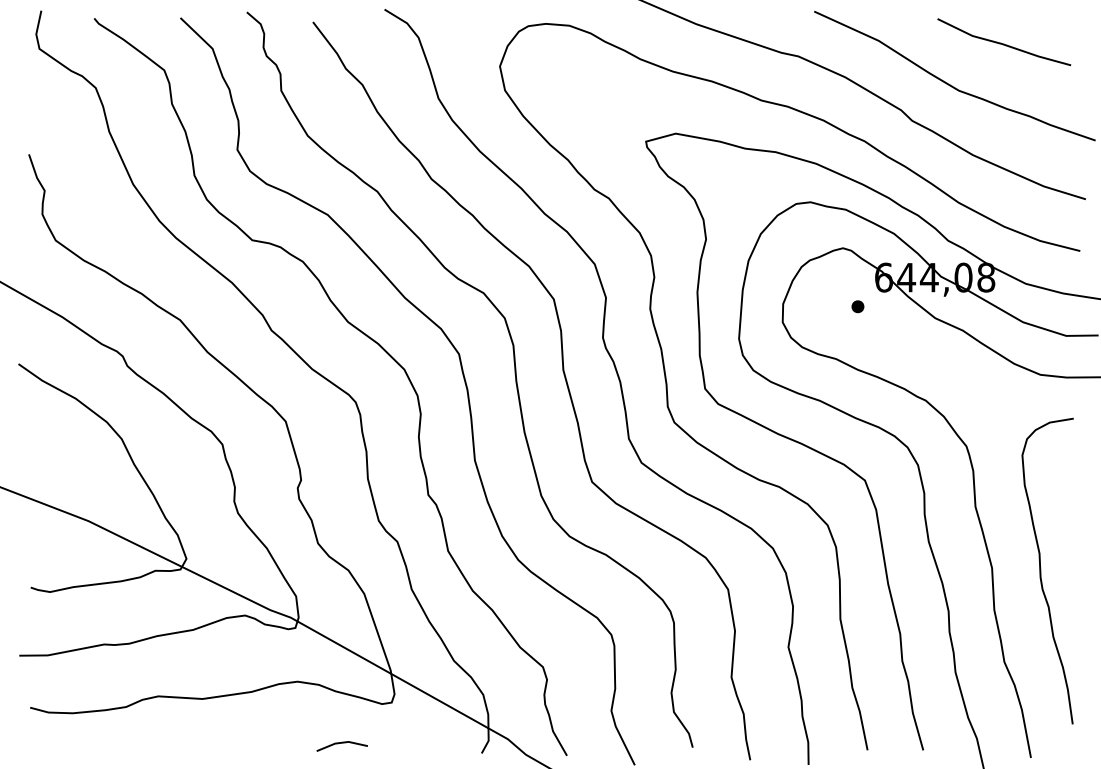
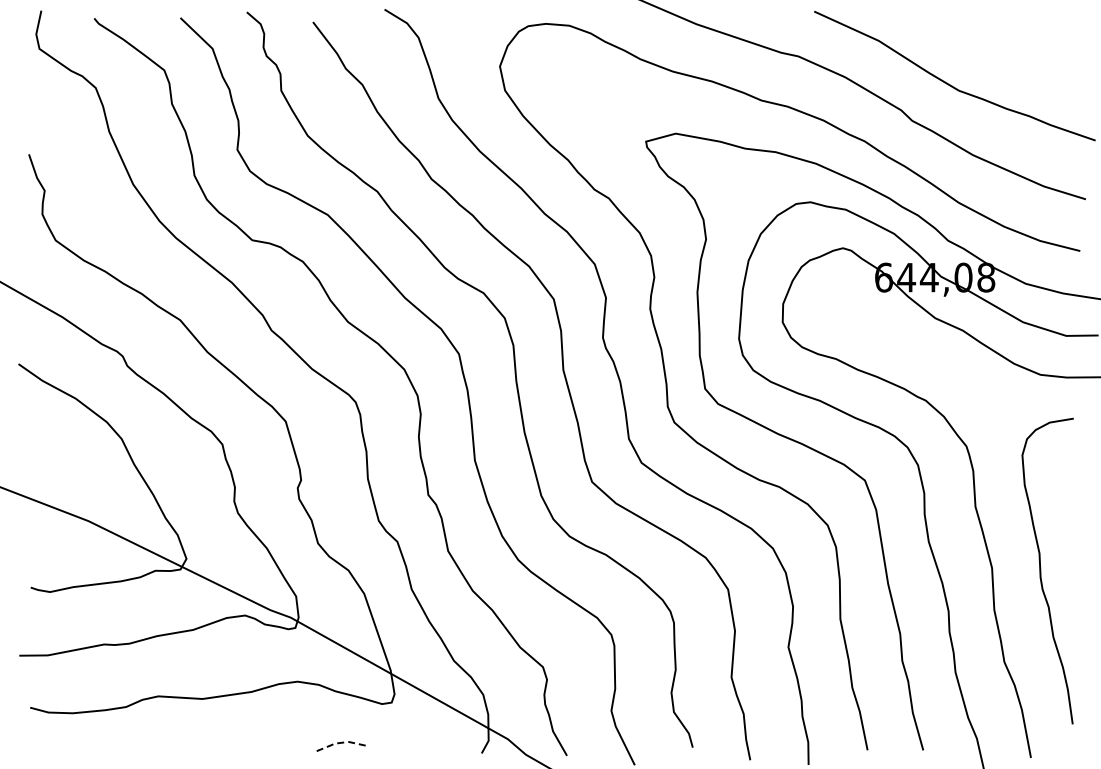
line: present -> none (1004, 43)
part: present -> none (857, 306)
line: solid -> dashed (341, 742)
